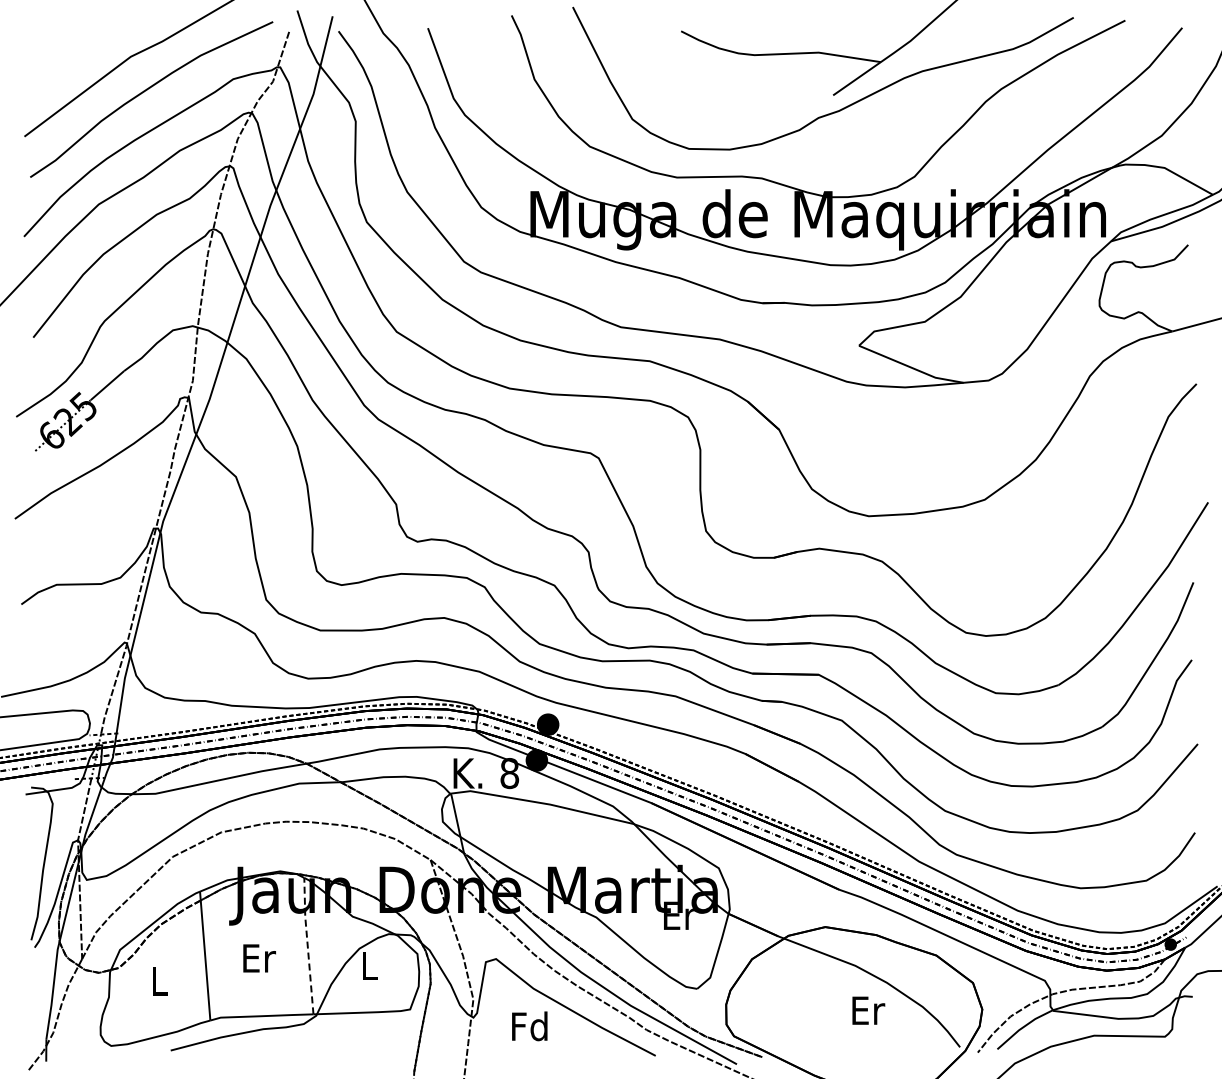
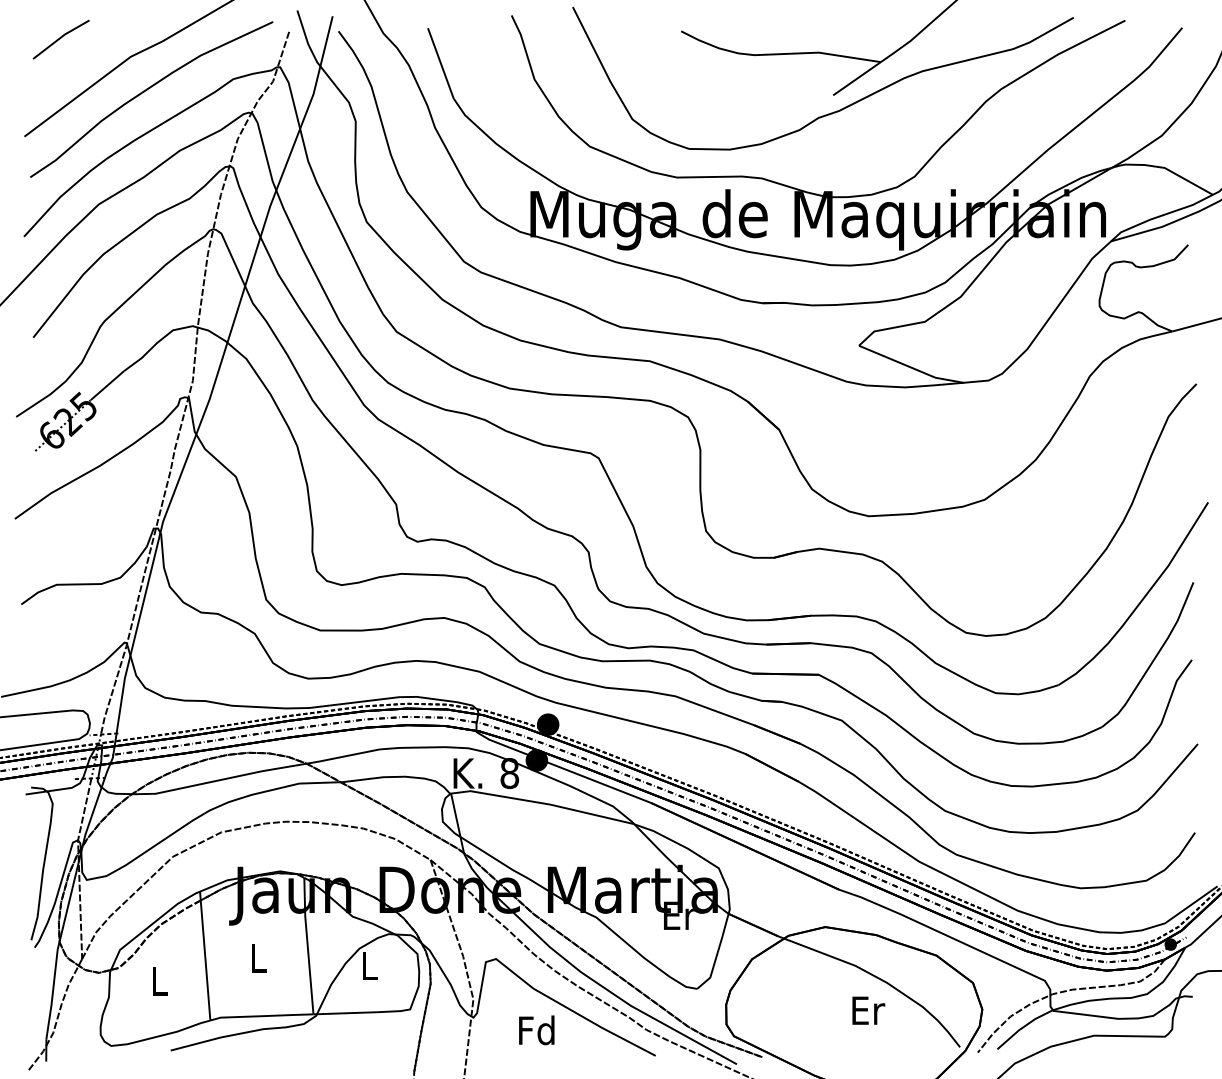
line: none -> present (60, 39)
line: dashed -> solid (307, 945)
text: Er -> L (259, 958)
text position: (529, 1026) -> (536, 1030) (536, 1030)
